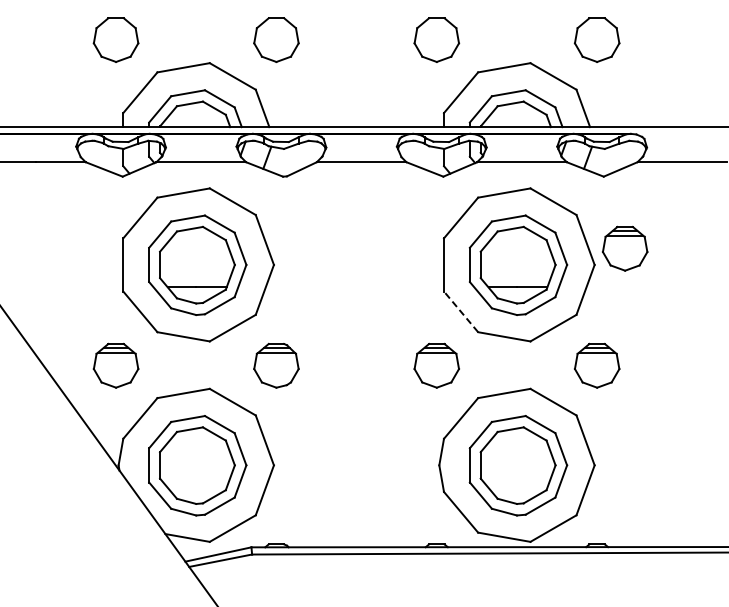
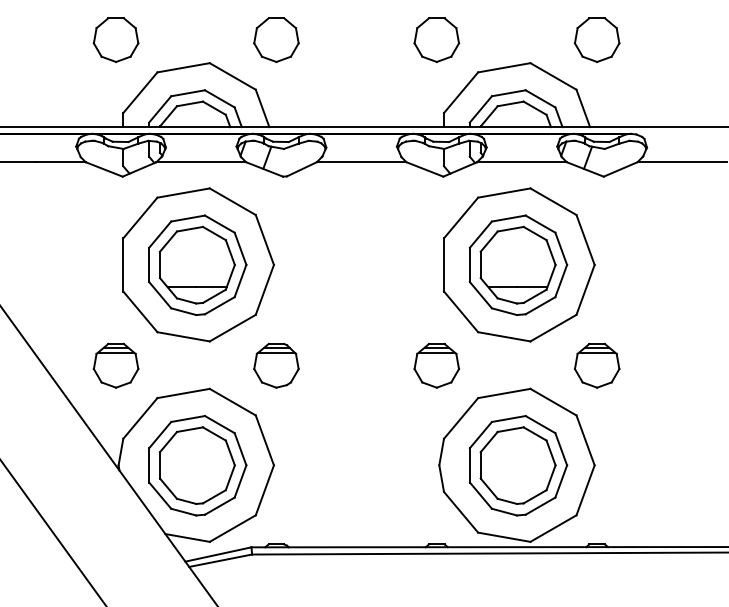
part: present -> none (625, 248)
line: dashed -> solid (461, 311)
line: none -> present (53, 532)
